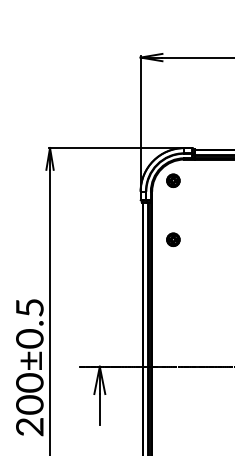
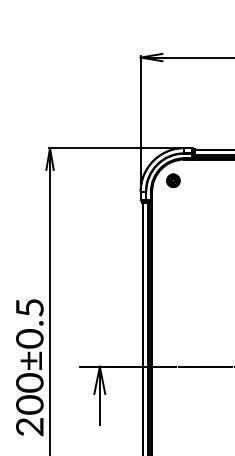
part: present -> none (173, 239)
